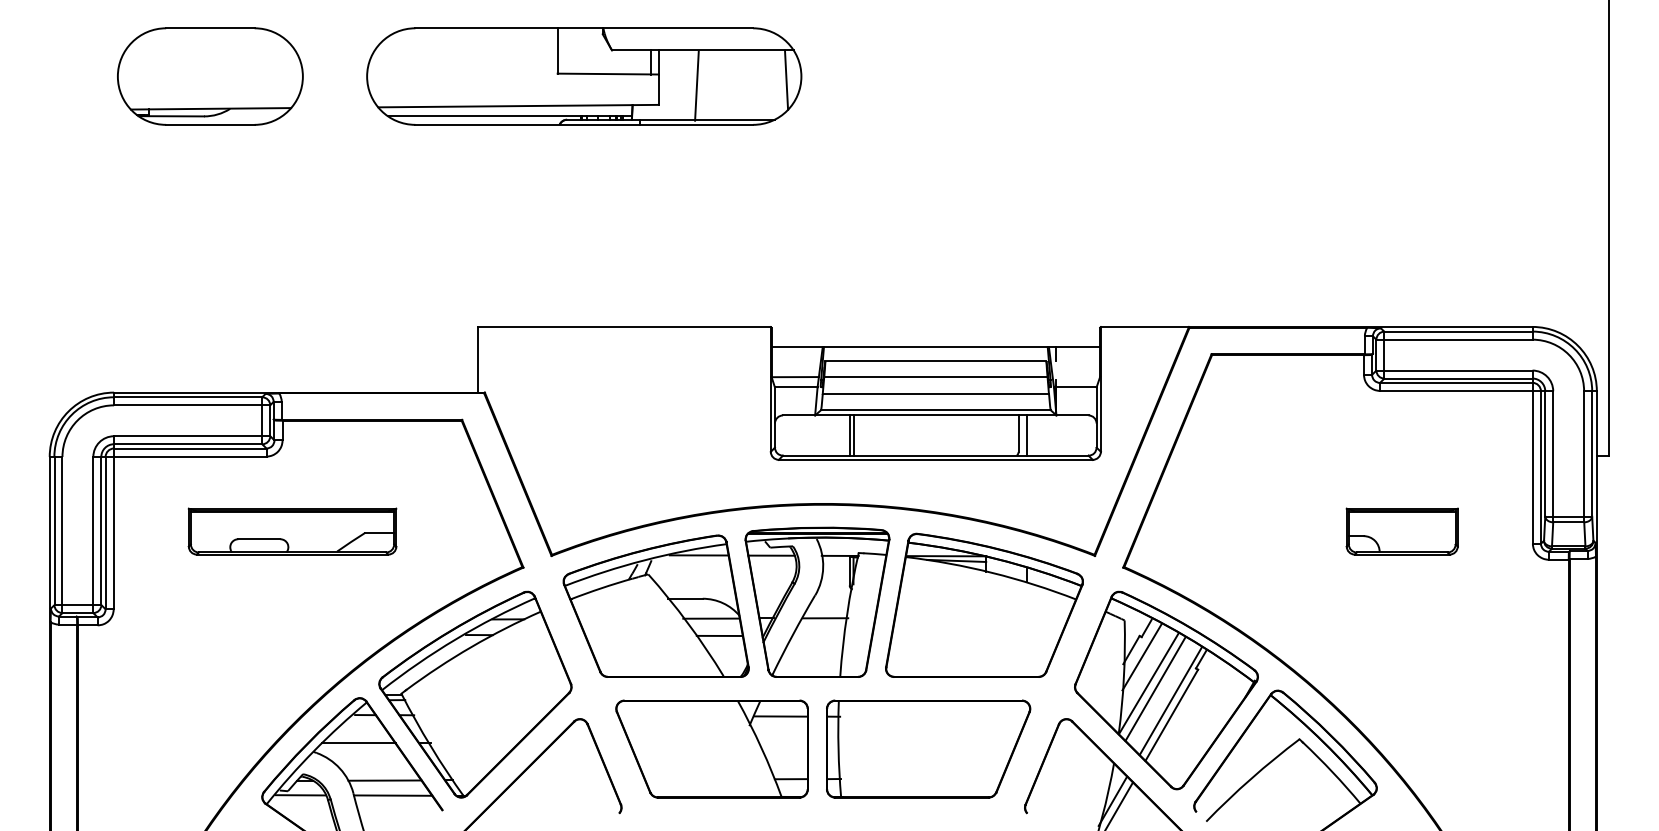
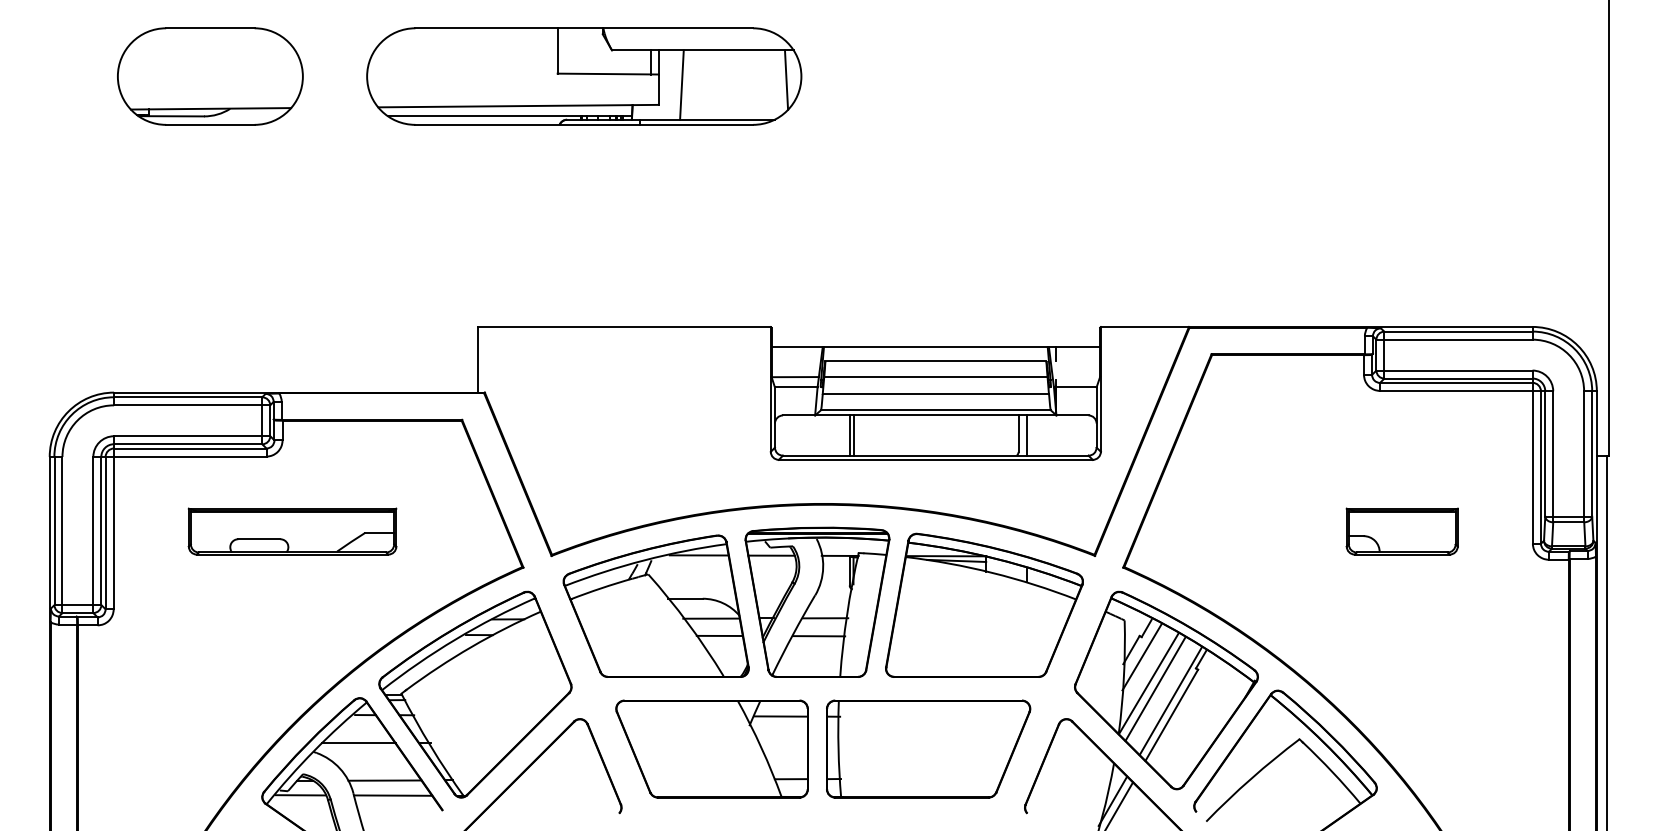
line position: (696, 85) -> (681, 84) (681, 84)
line: none -> present (819, 636)
line: none -> present (1606, 641)
